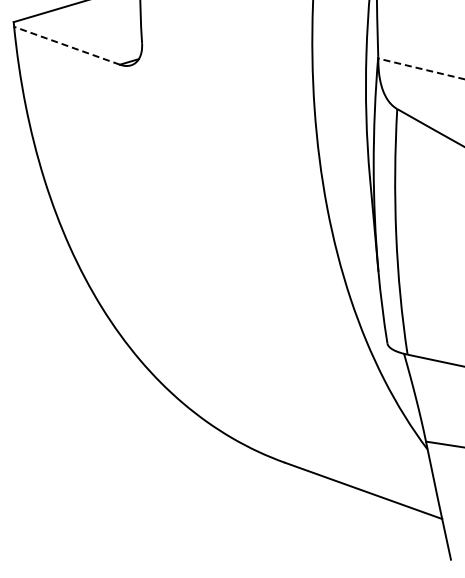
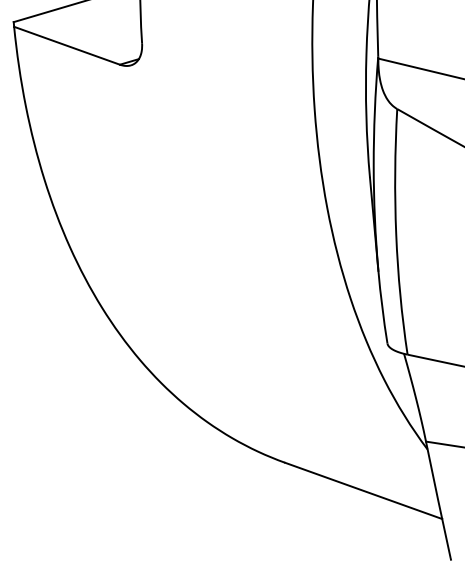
line: dashed -> solid (66, 45)
line: dashed -> solid (421, 68)
